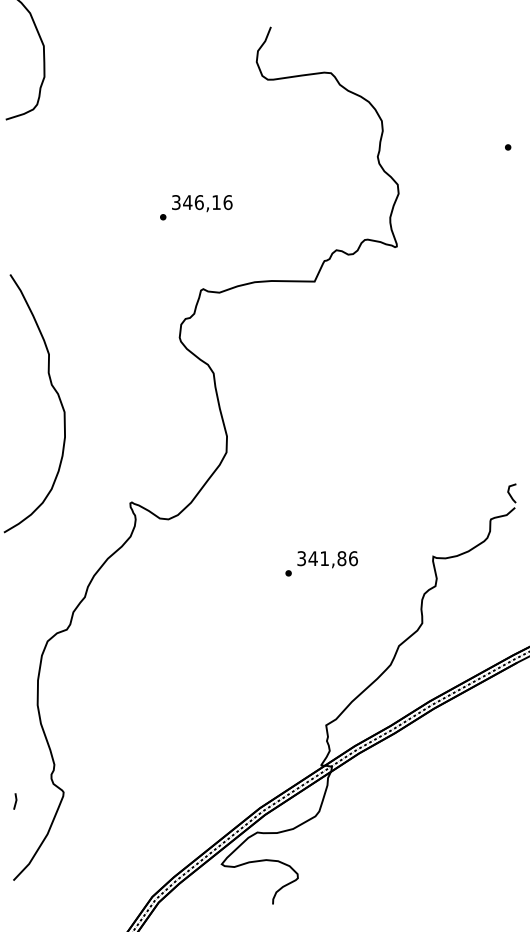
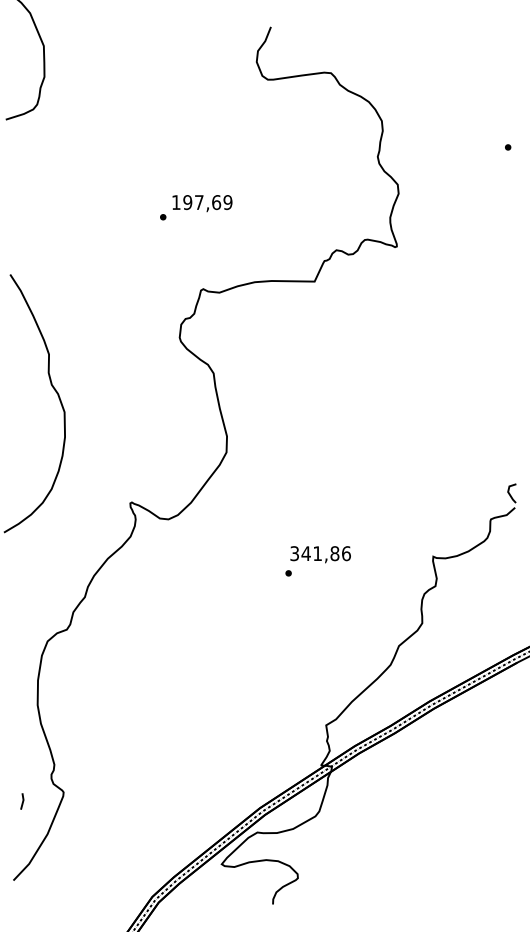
text: 346,16 -> 197,69 (202, 202)
text position: (327, 559) -> (320, 554) (320, 554)
line position: (15, 801) -> (22, 801) (22, 801)
